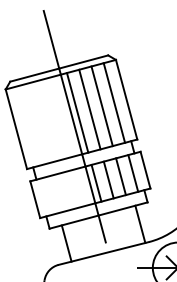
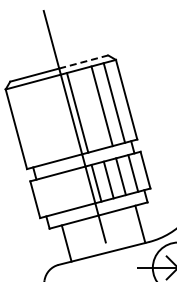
line: solid -> dashed (84, 61)
line: present -> none (89, 109)
